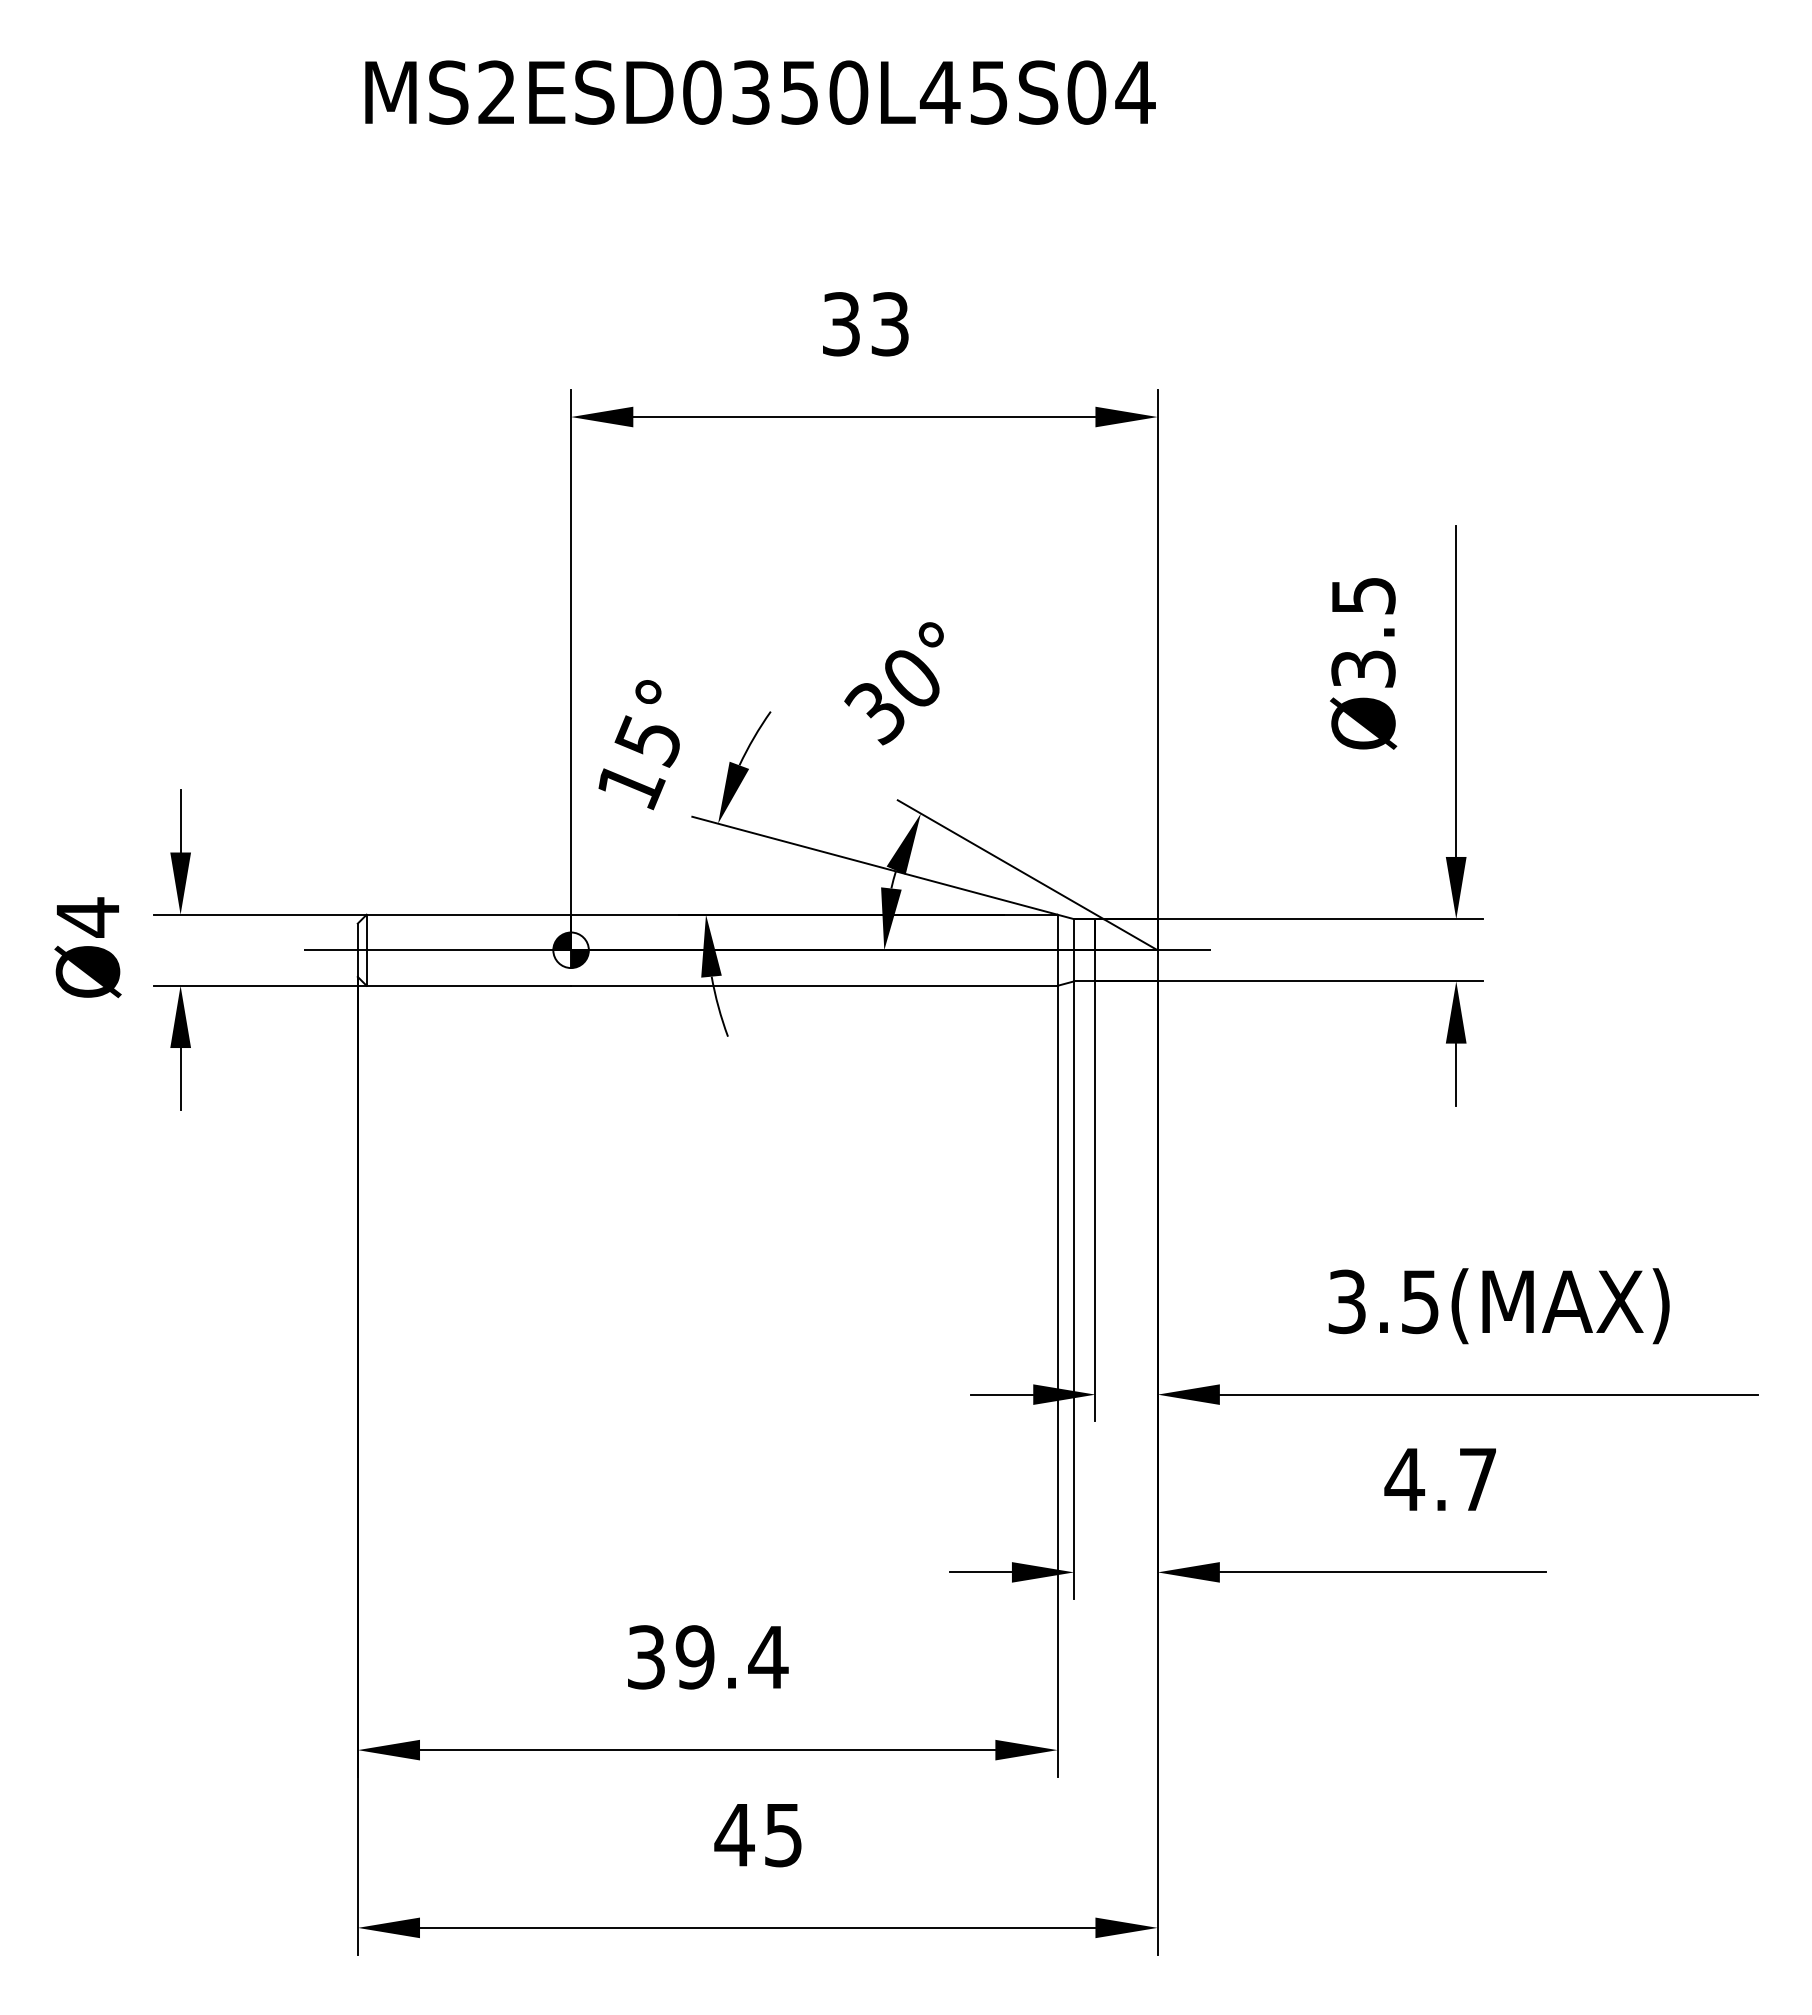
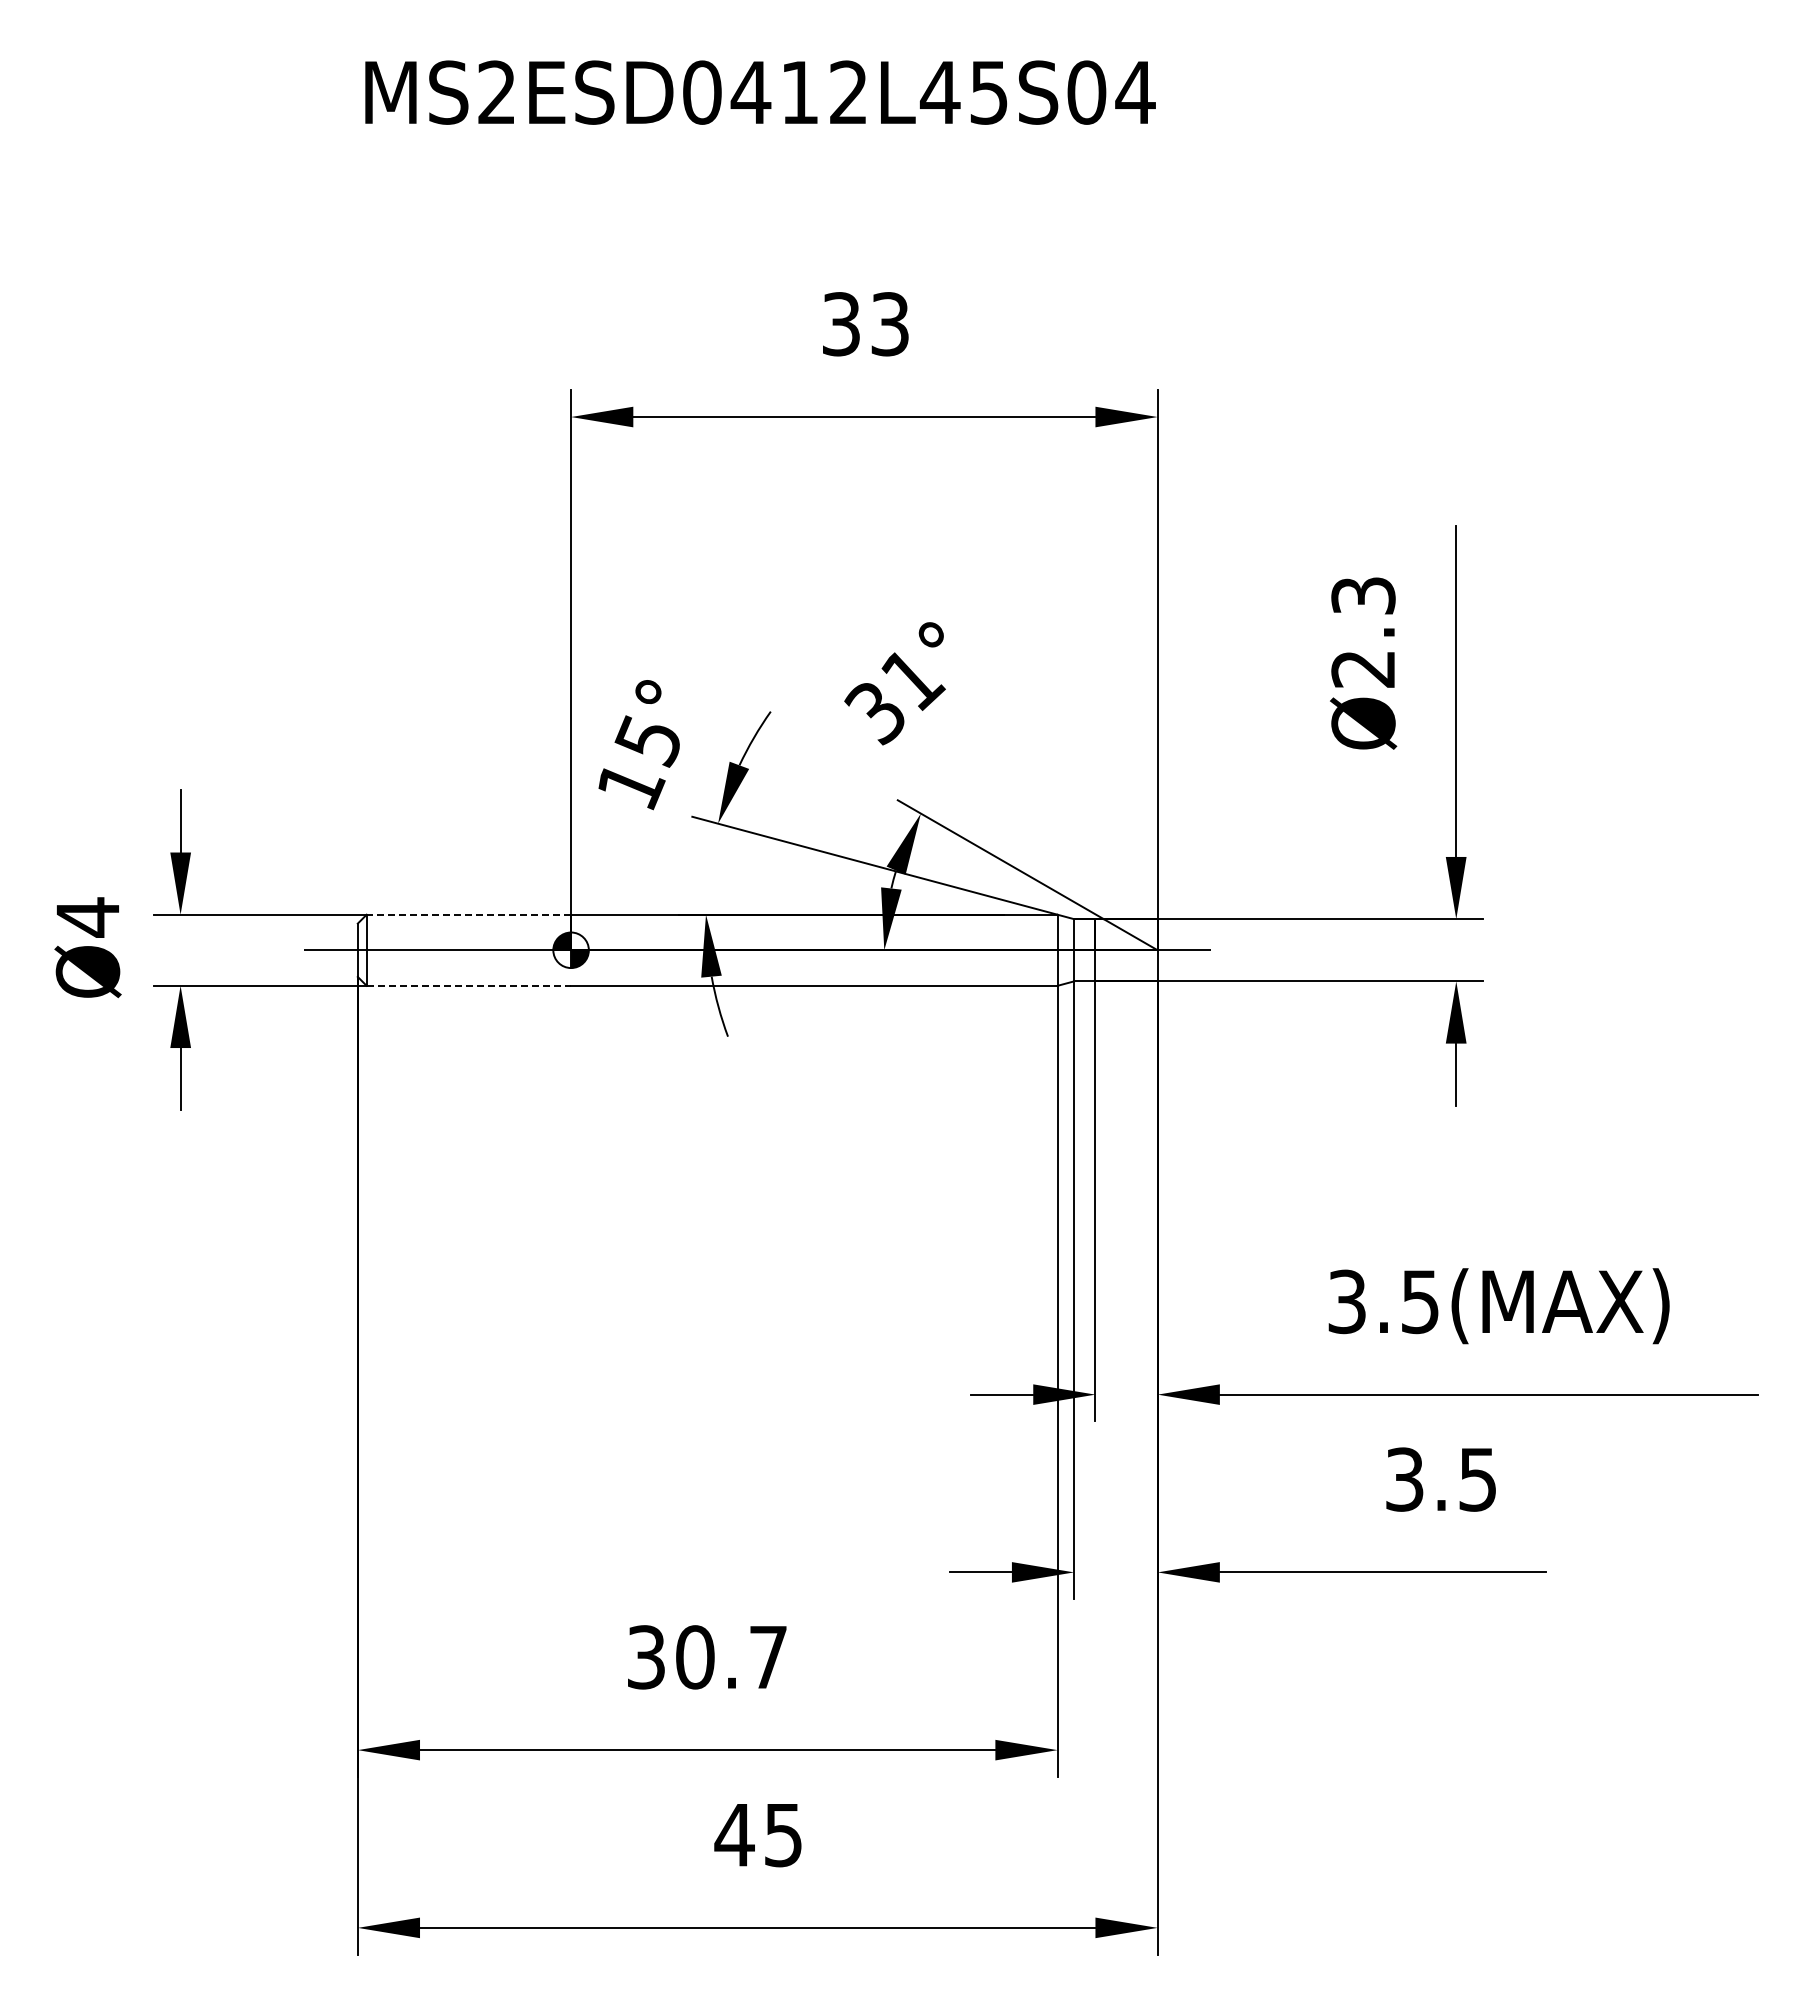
text: MS2ESD0350L45S04 -> MS2ESD0412L45S04 (799, 92)
text: Ø3.5 -> Ø2.3 (1363, 632)
text: 30° -> 31° (913, 680)
line: solid -> dashed (468, 914)
line: solid -> dashed (469, 985)
text: 4.7 -> 3.5 (1439, 1479)
text: 39.4 -> 30.7 (731, 1657)
